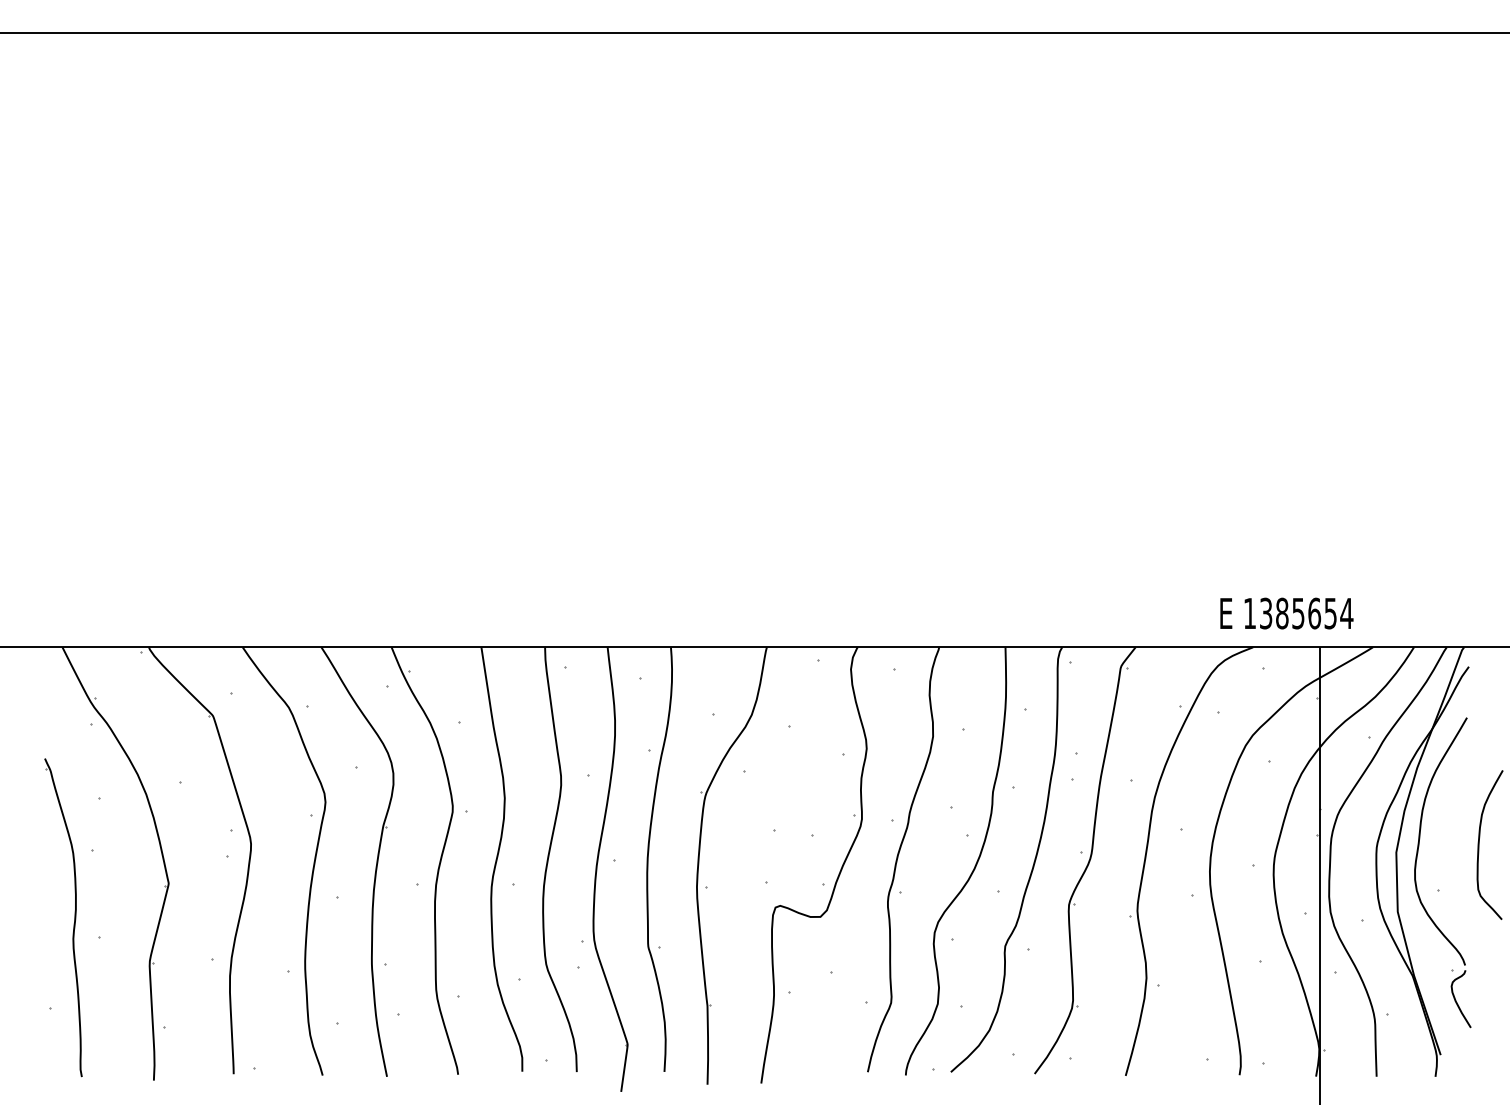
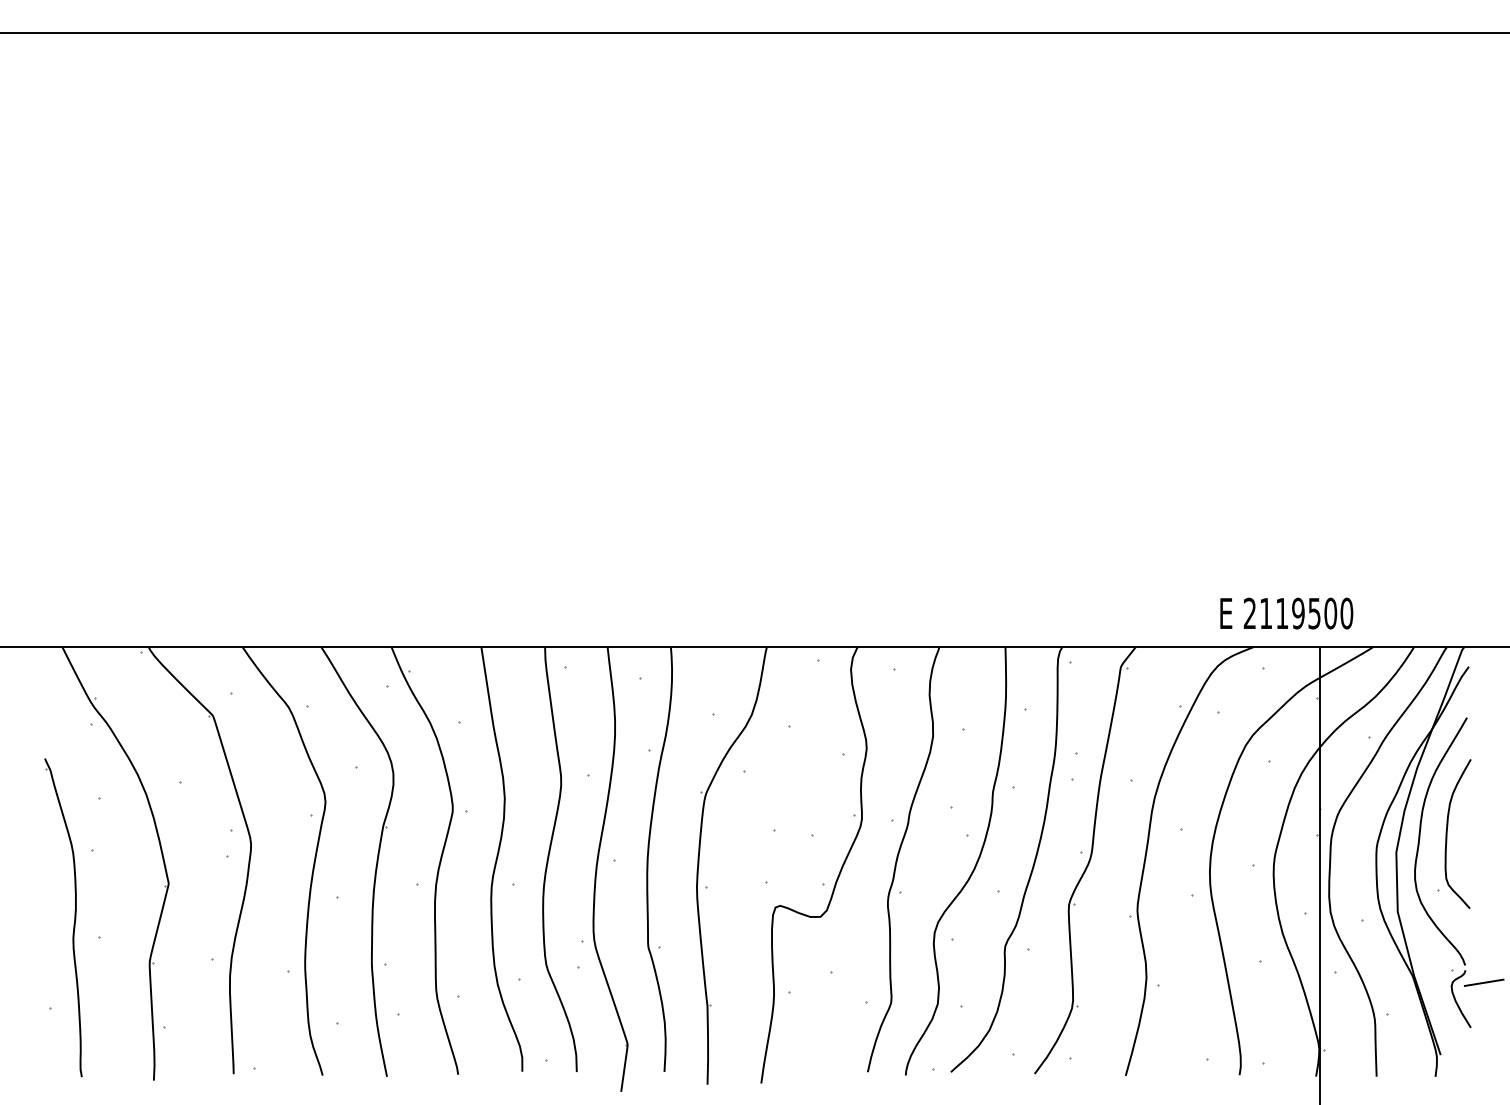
text: 1385654 -> 2119500 (1298, 613)
curve position: (1479, 844) -> (1447, 833) (1447, 833)
line: none -> present (1483, 982)
